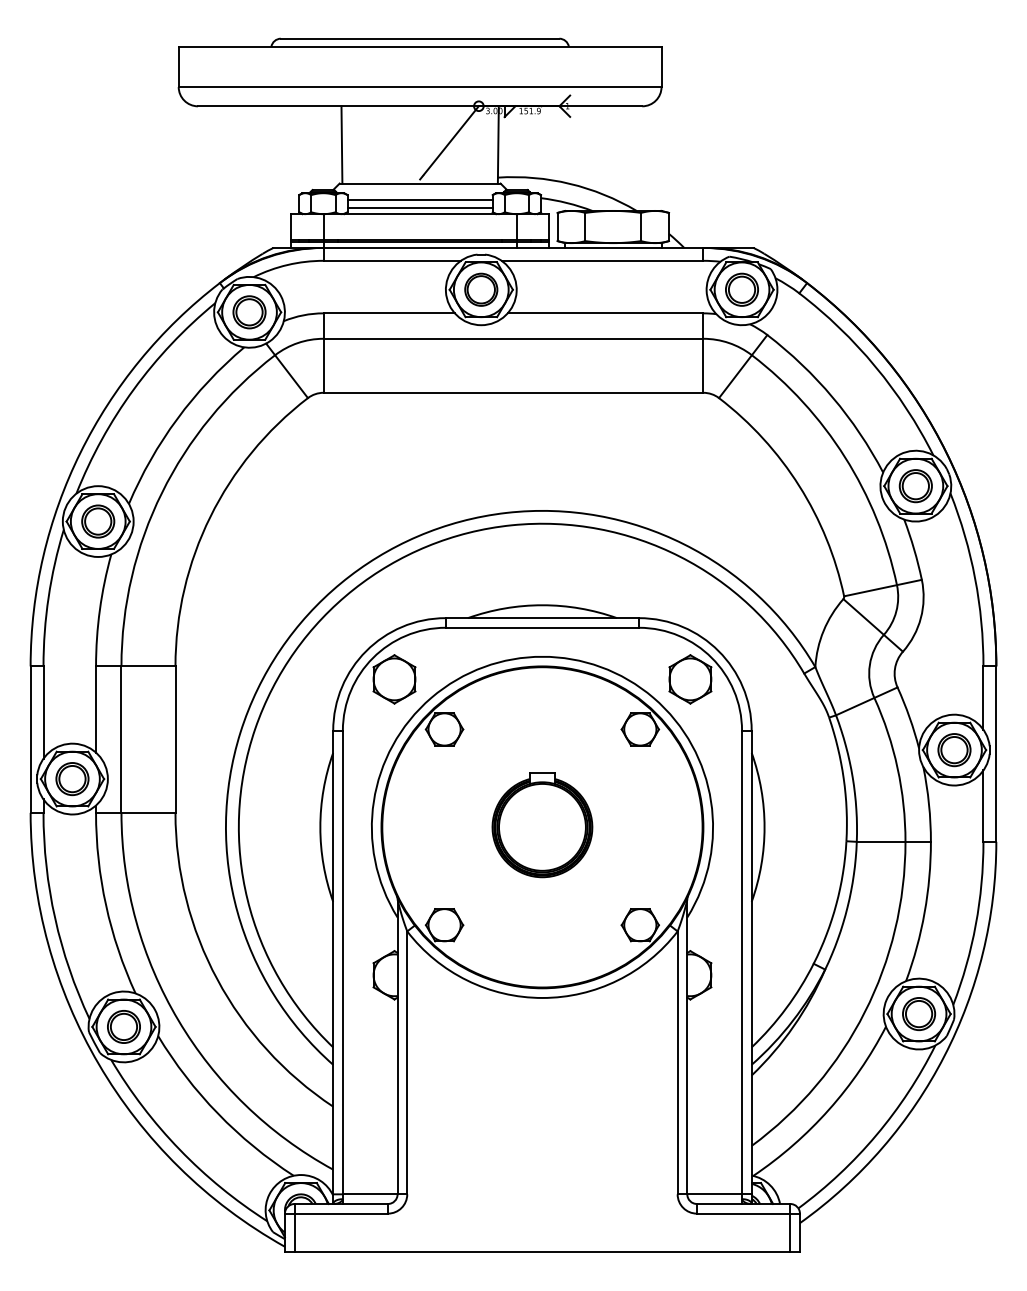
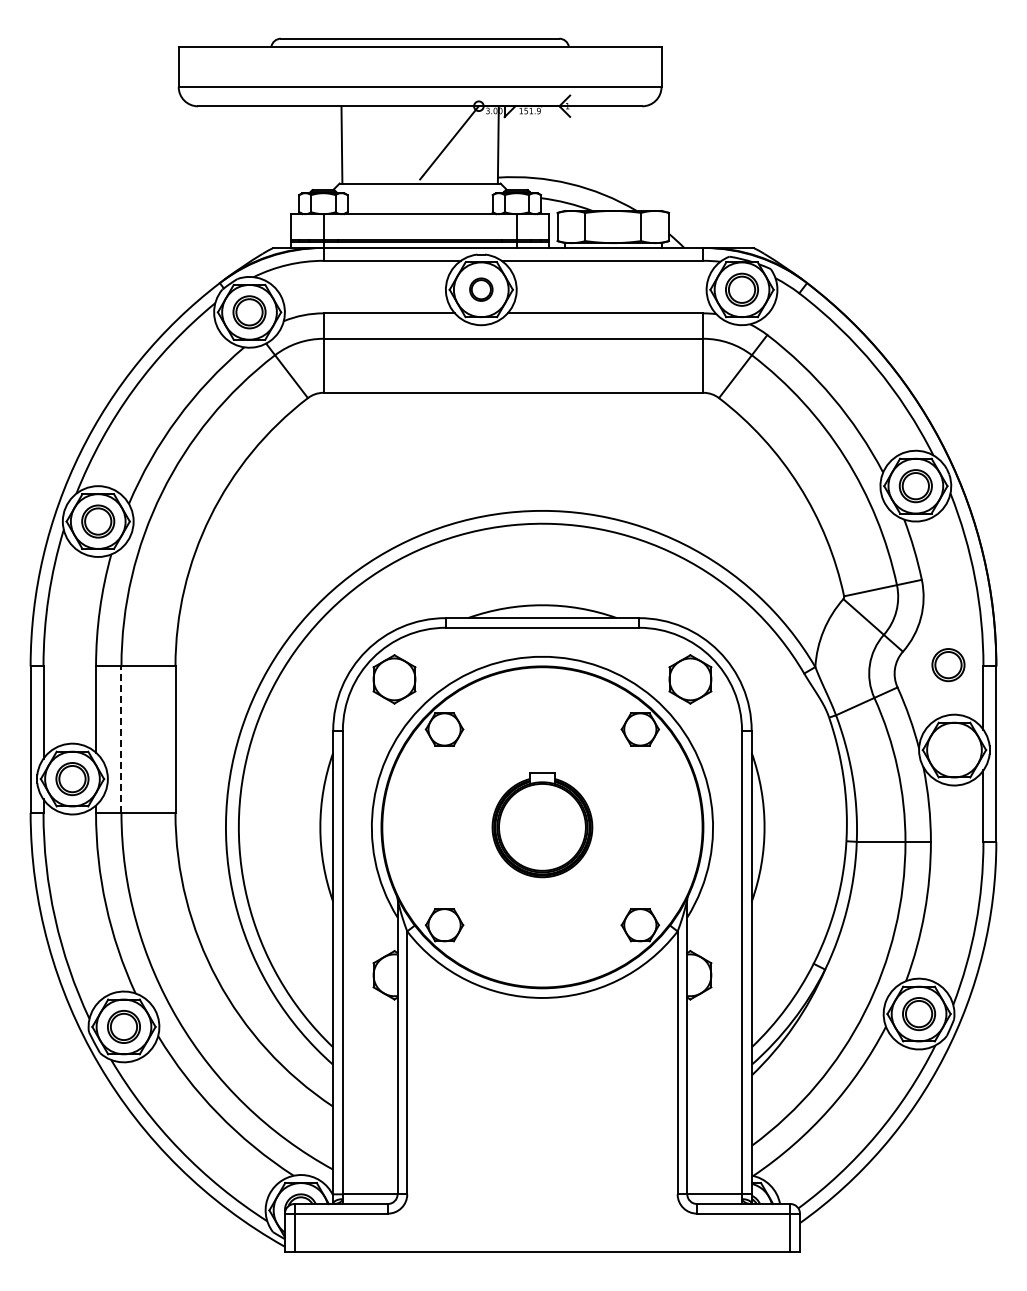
line: present -> none (419, 199)
line: present -> none (419, 207)
part size: 35x35 px -> 25x25 px (481, 289)
line: solid -> dashed (121, 739)
part position: (954, 750) -> (948, 665) (948, 665)
